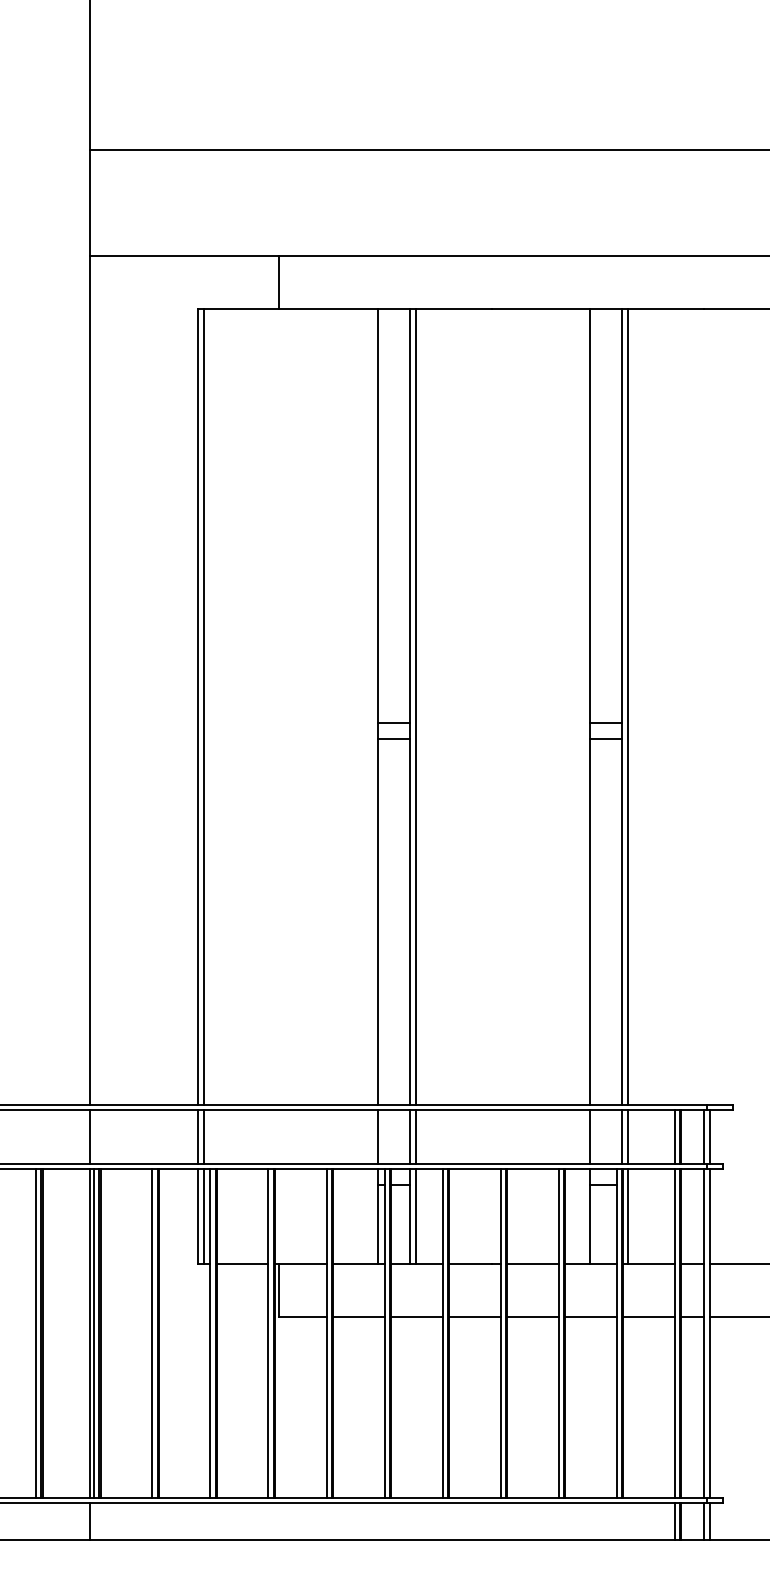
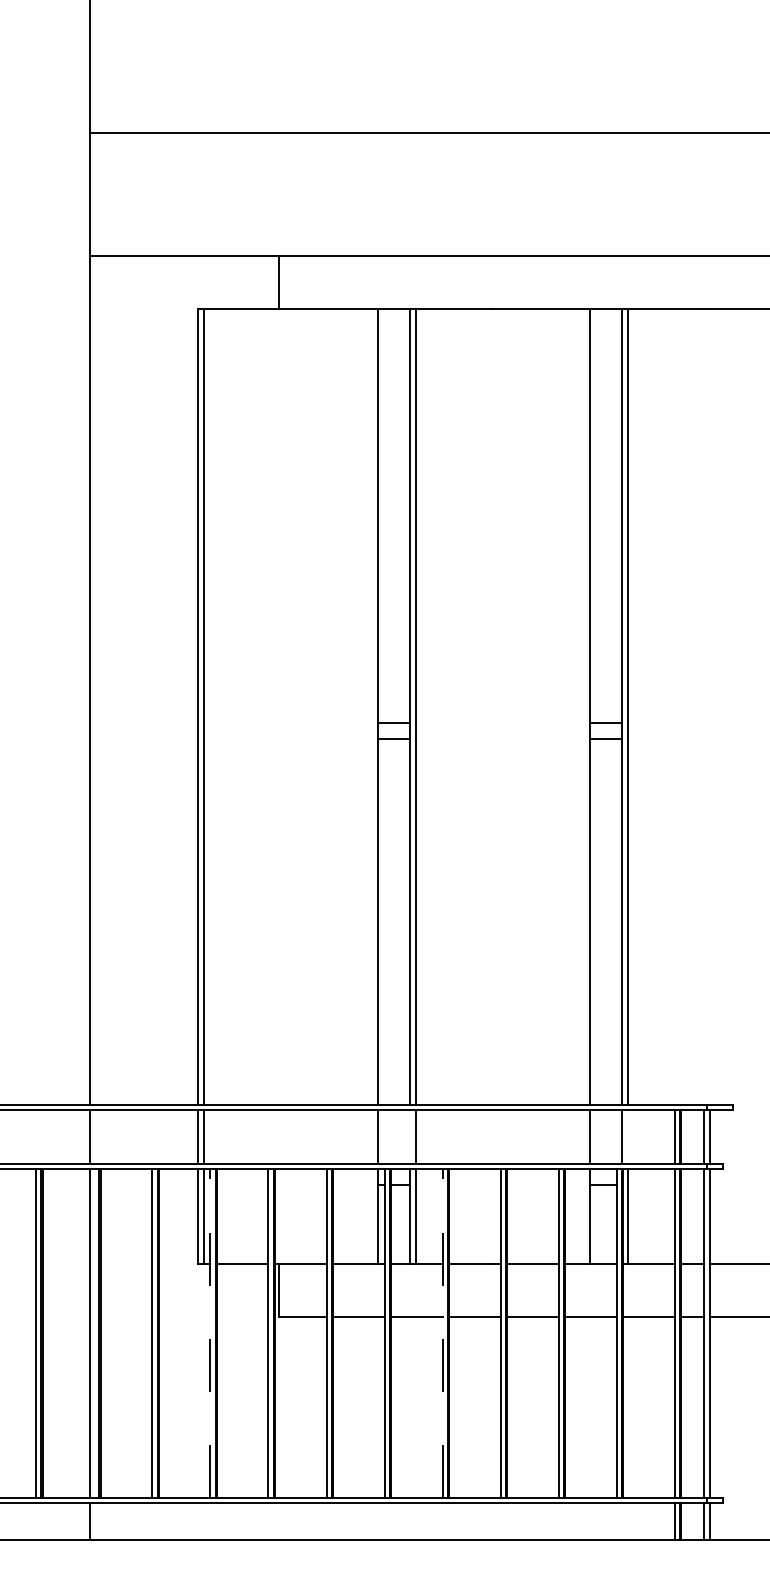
line position: (427, 149) -> (427, 132) (427, 132)
line: present -> none (410, 1136)
line: present -> none (628, 1136)
line: present -> none (94, 1332)
line: solid -> dashed (210, 1333)
line: solid -> dashed (442, 1333)
